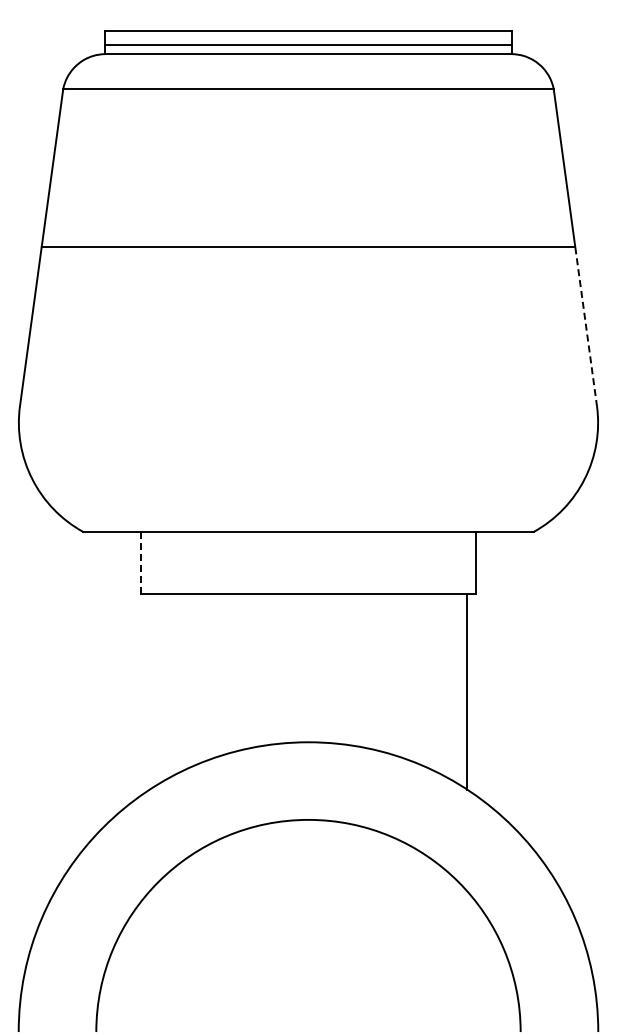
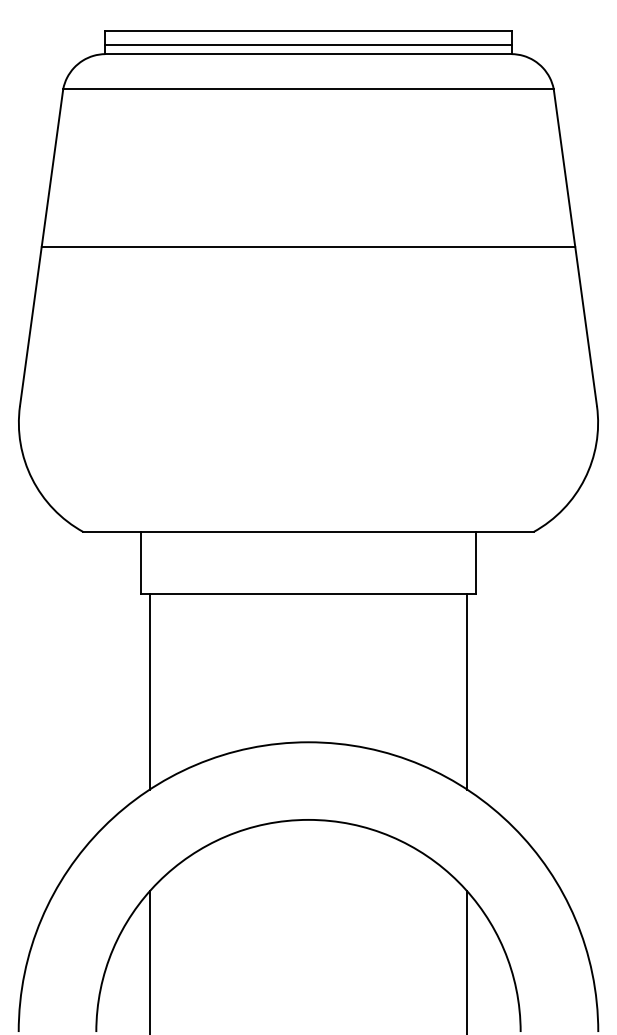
line: dashed -> solid (586, 327)
line: dashed -> solid (141, 562)
line: none -> present (149, 691)
line: none -> present (149, 961)
line: none -> present (467, 961)
